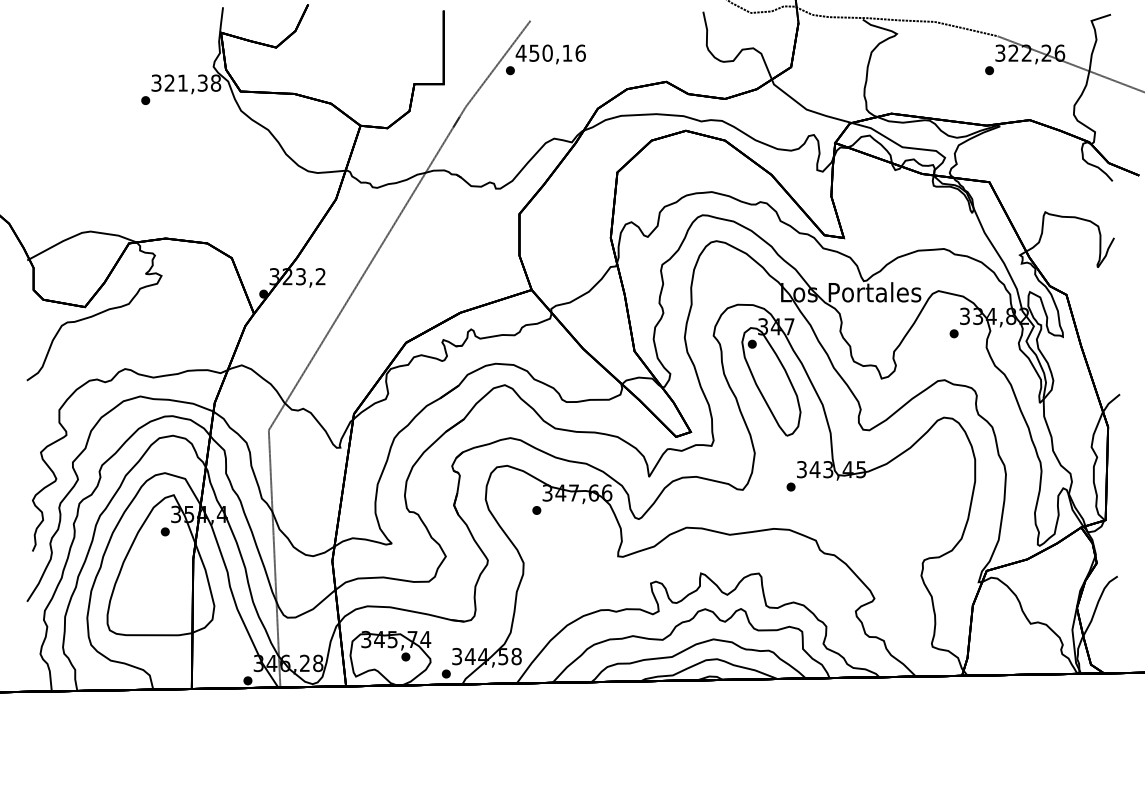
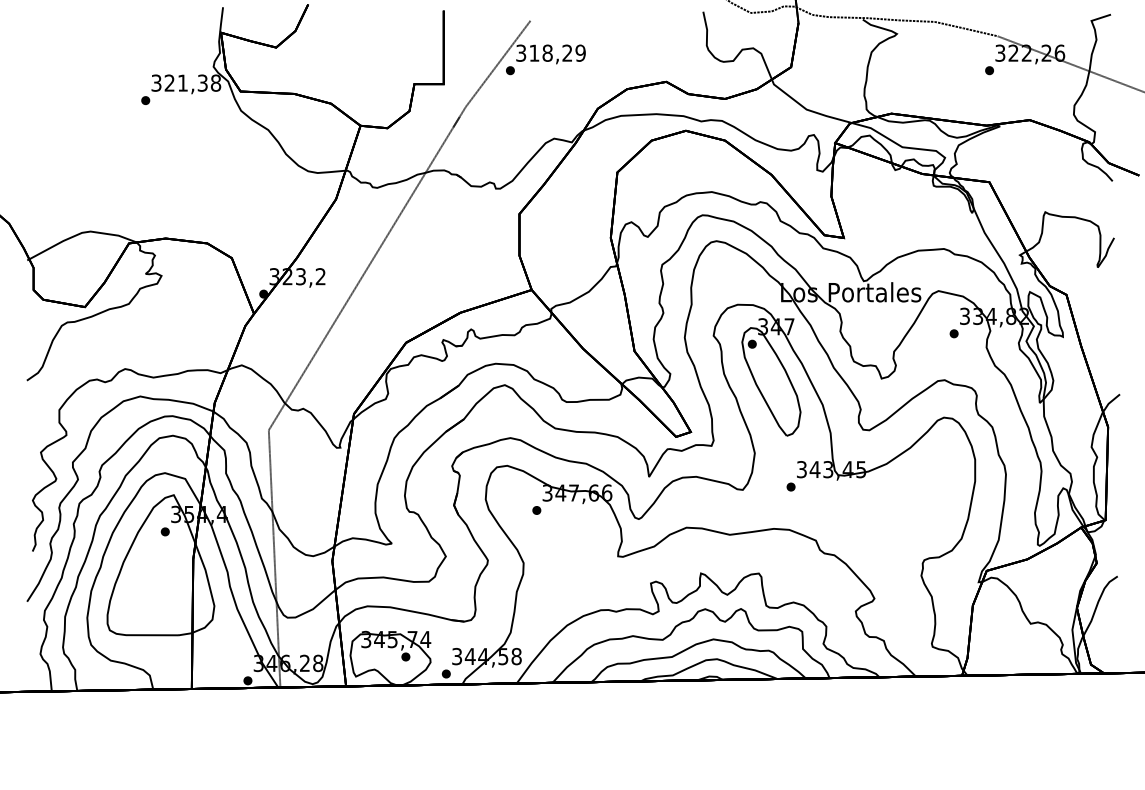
text: 450,16 -> 318,29 (550, 52)
